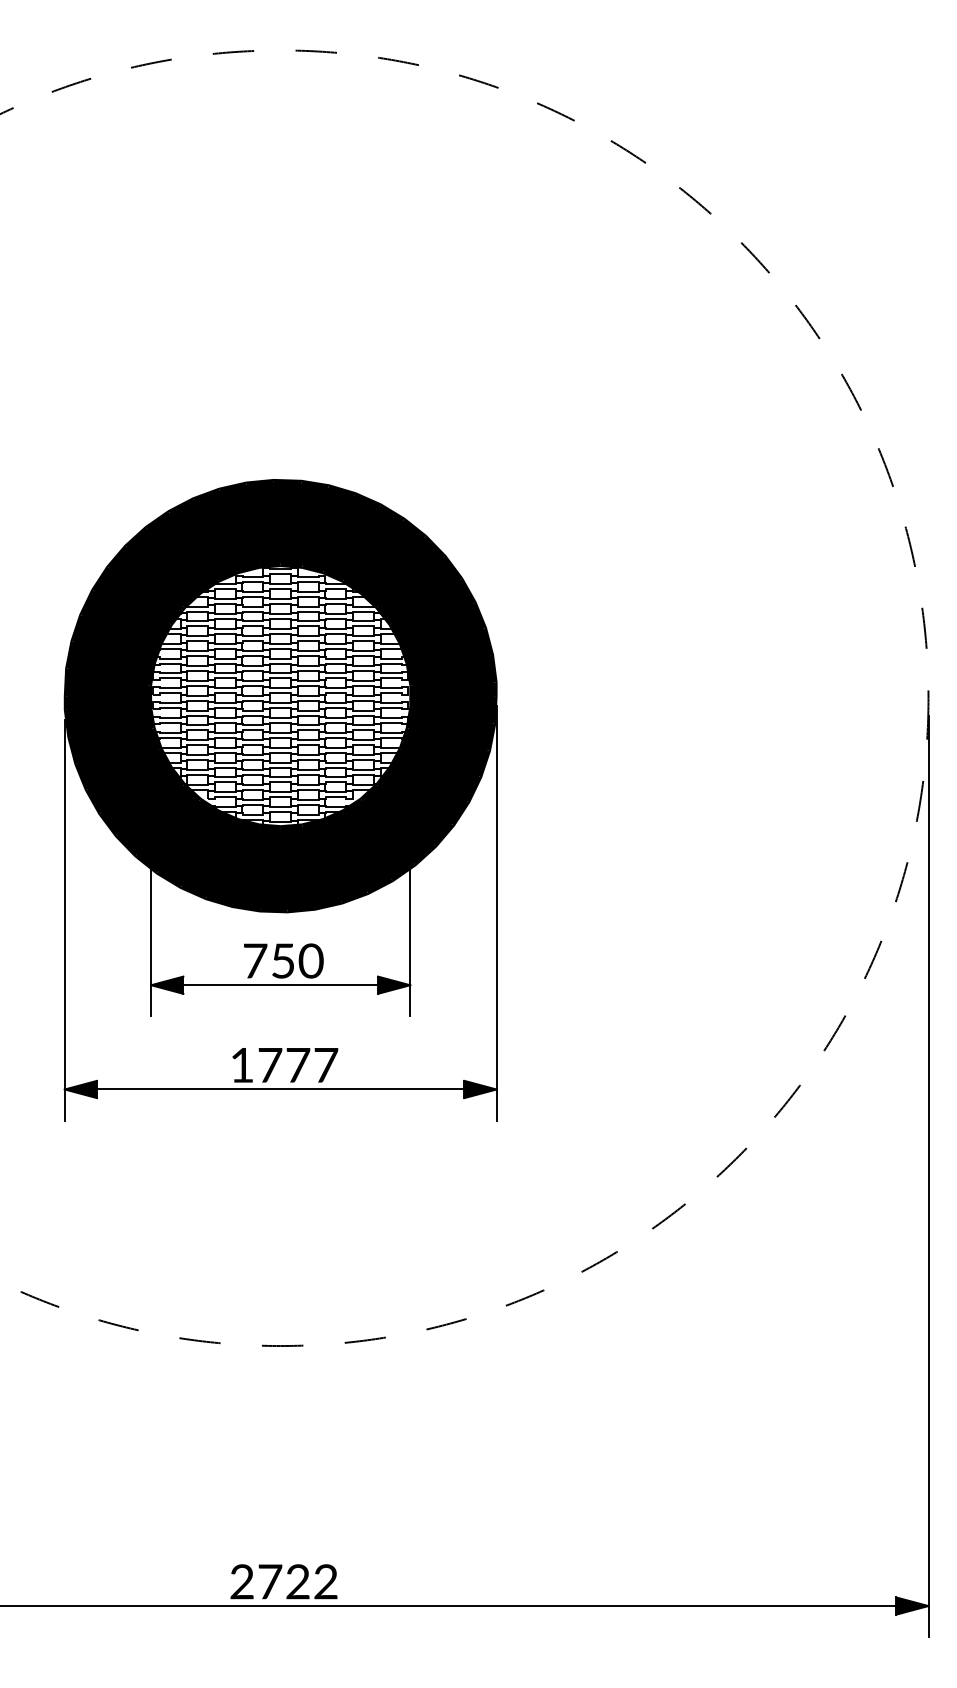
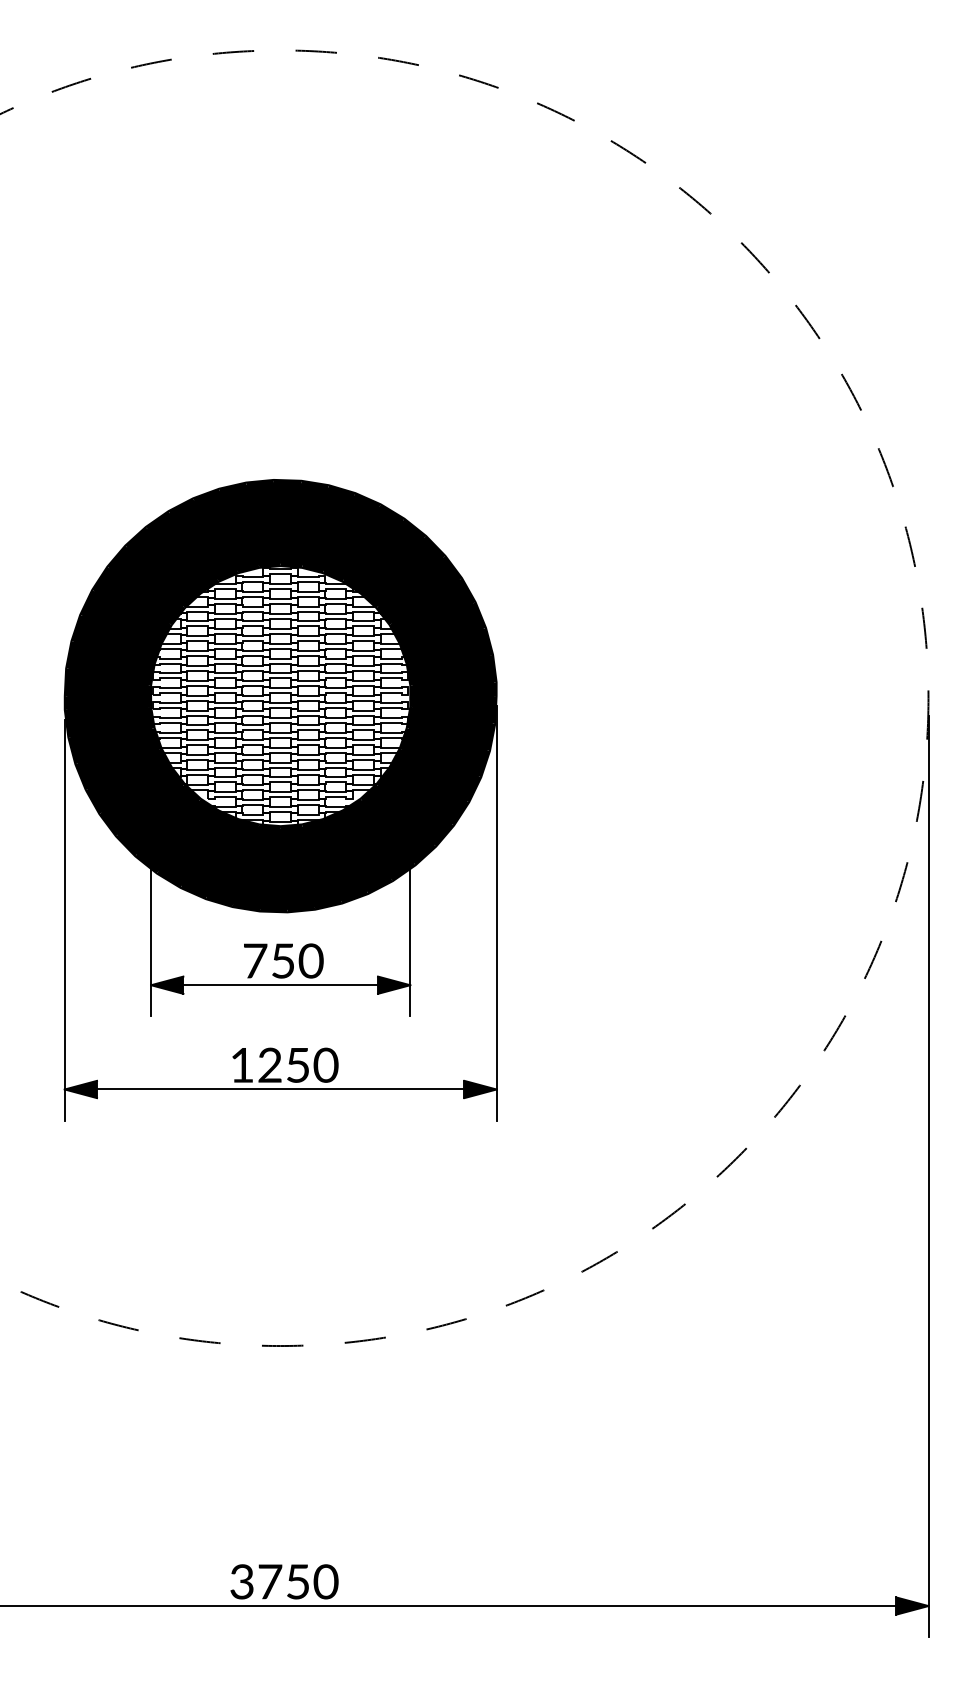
text: 1777 -> 1250 (298, 1064)
text: 2722 -> 3750 (284, 1581)
